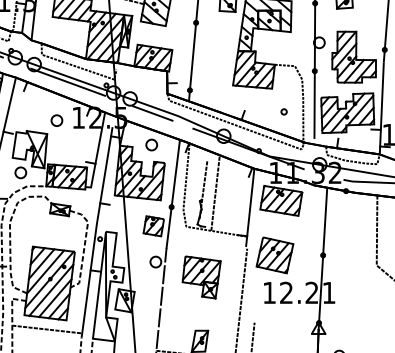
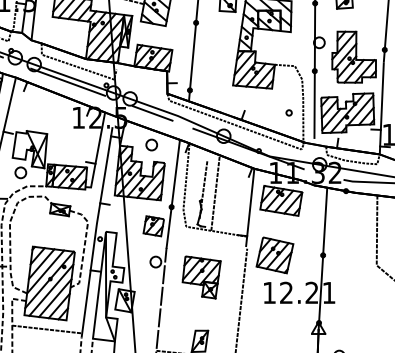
part position: (283, 111) -> (288, 112) (288, 112)
part: present -> none (56, 120)
line: present -> none (252, 335)
